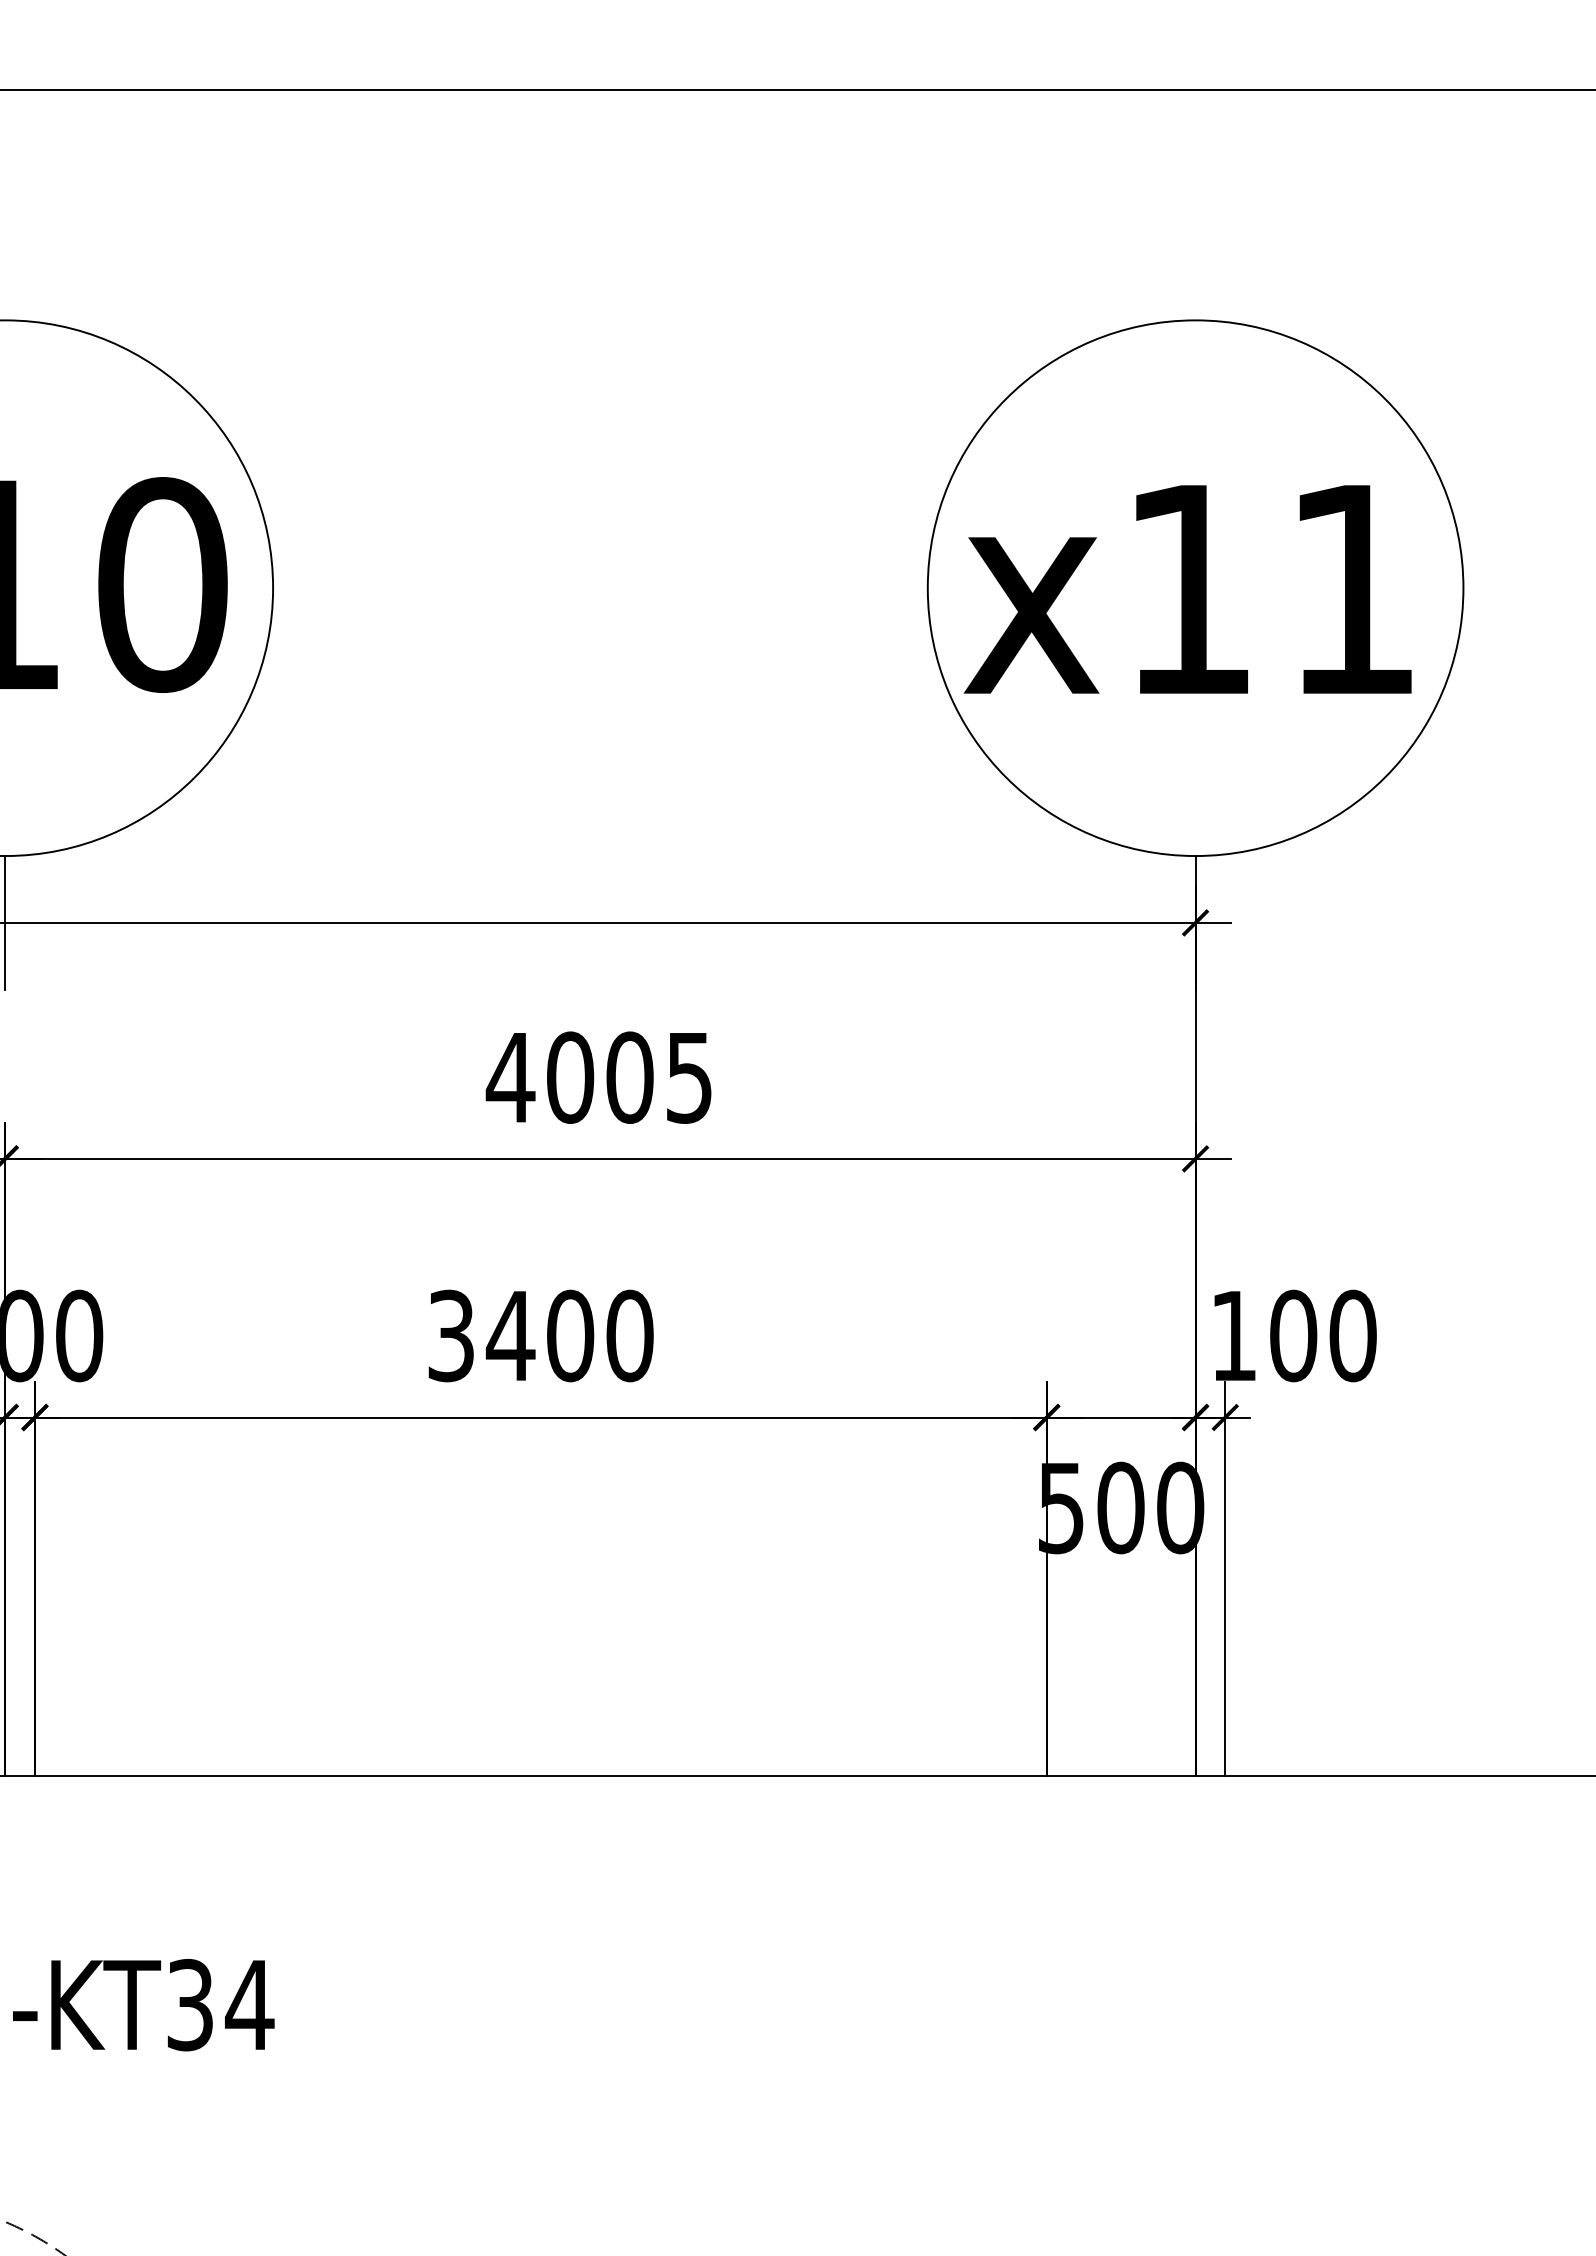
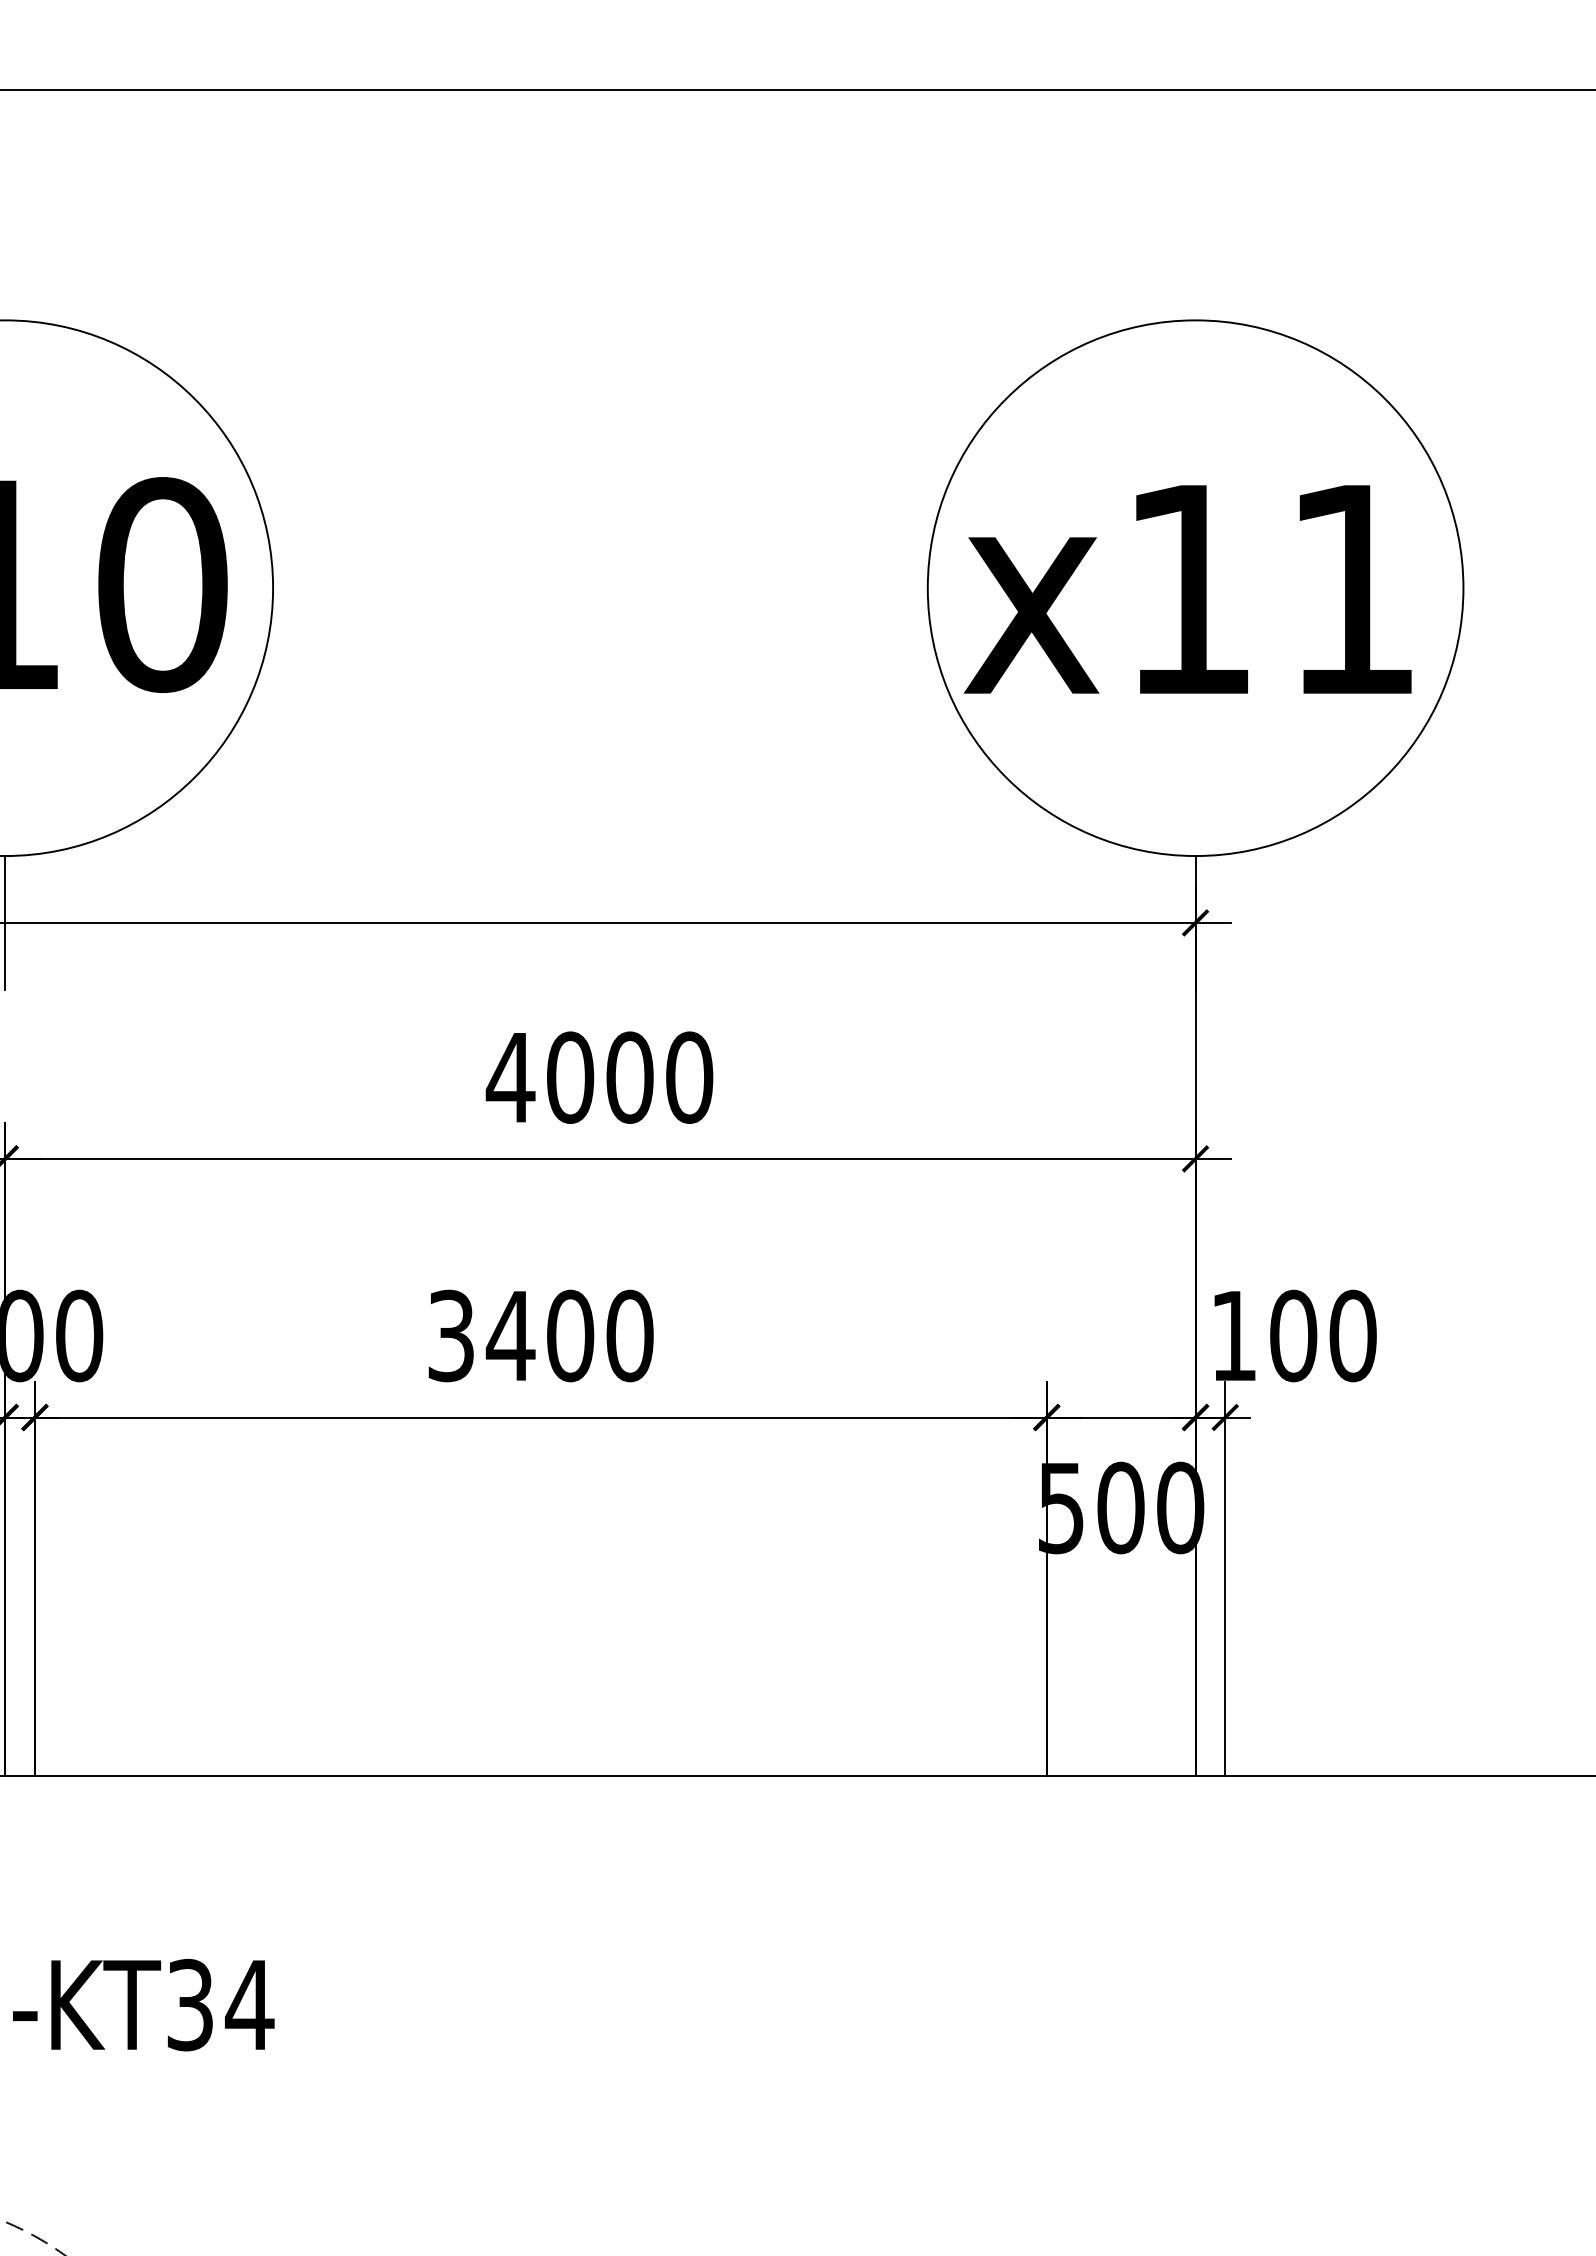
text: 4005 -> 4000 (689, 1077)
